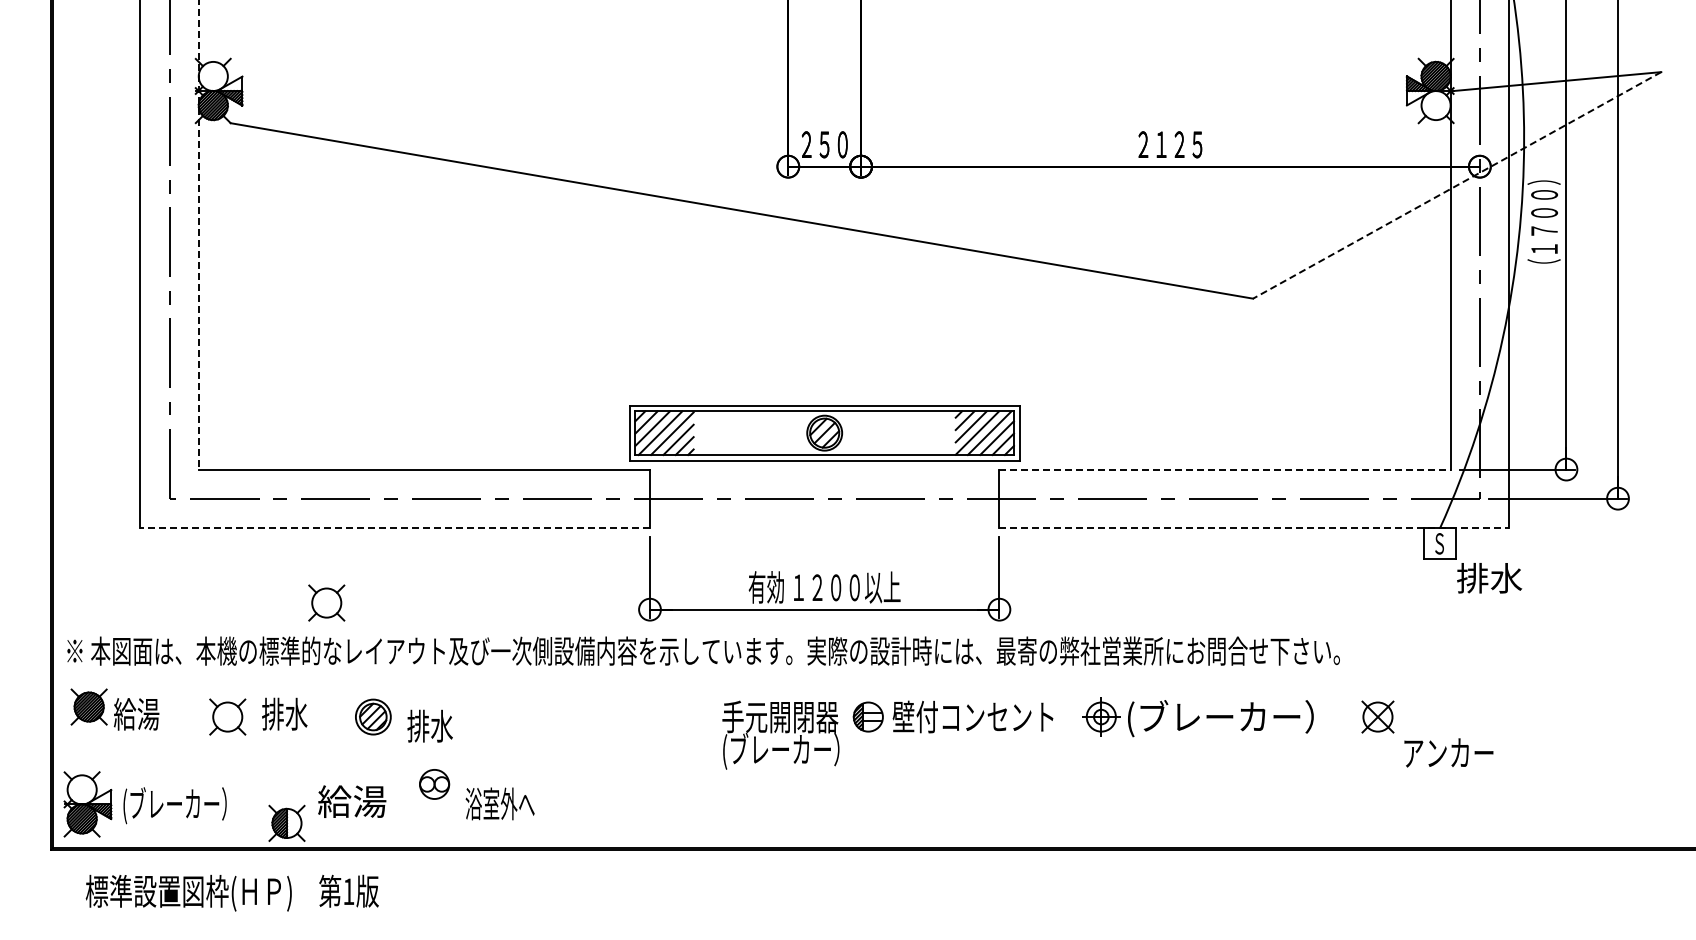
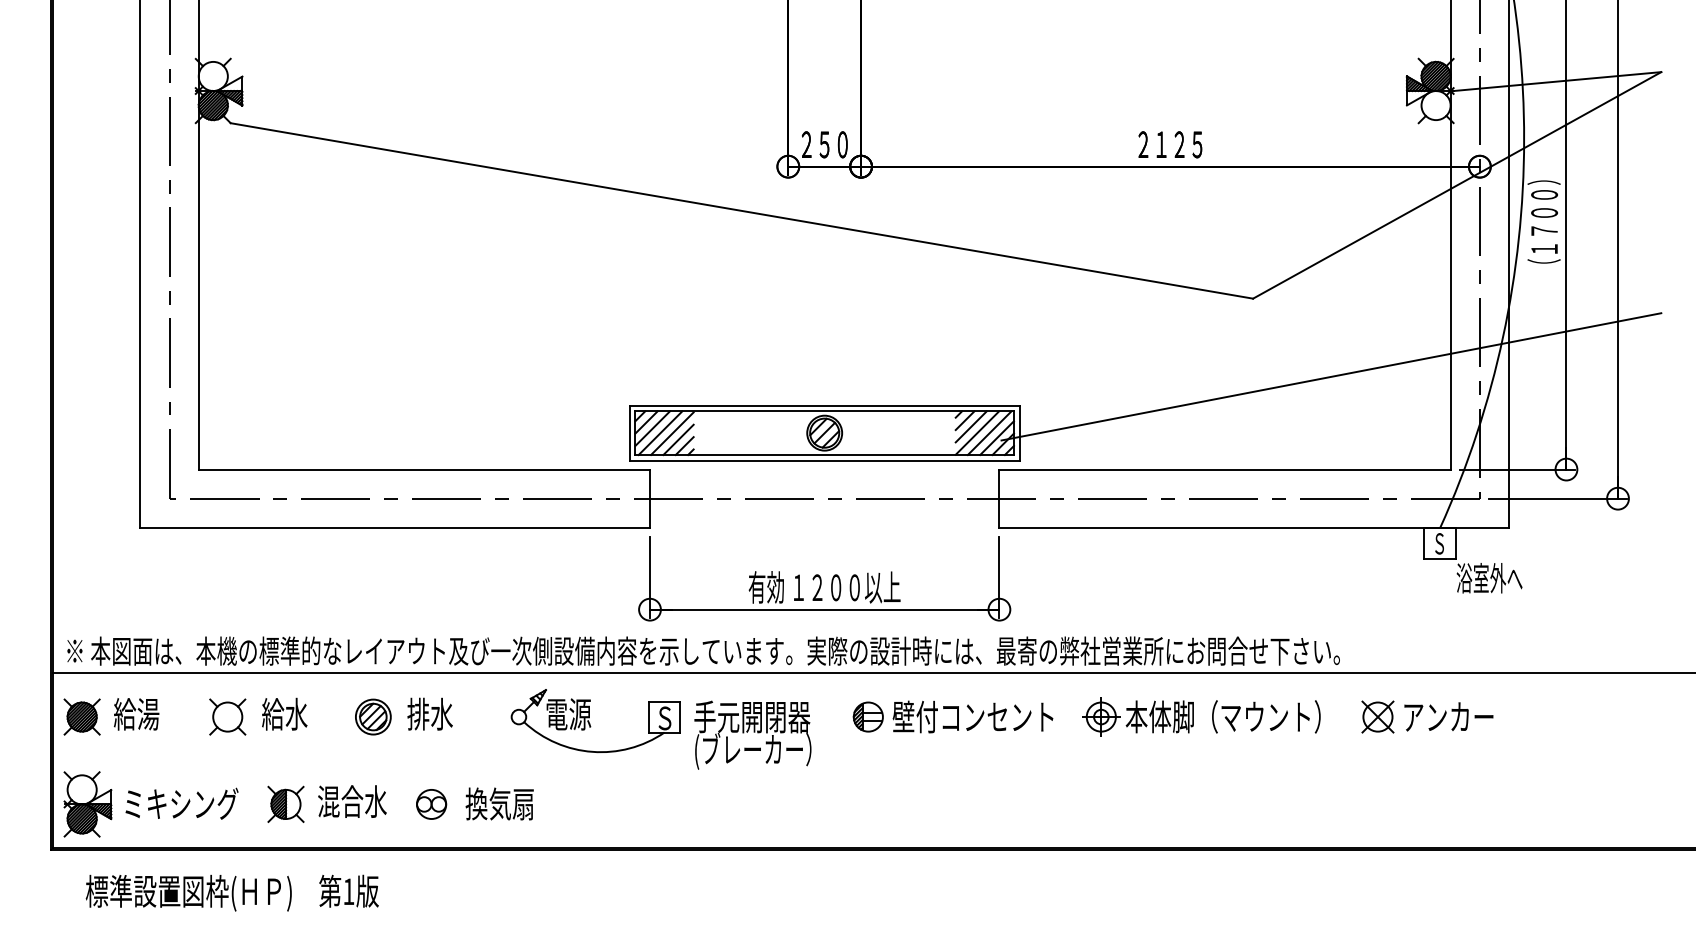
line: dashed -> solid (1456, 185)
line: dashed -> solid (198, 235)
line: none -> present (1331, 376)
line: dashed -> solid (1225, 469)
line: dashed -> solid (395, 527)
line: dashed -> solid (1254, 527)
text: 排水 -> 浴室外へ (1489, 578)
part: present -> none (326, 602)
line: none -> present (872, 673)
part position: (88, 706) -> (81, 716) (81, 716)
text: 排水 -> 給水 (273, 713)
text: (ブレーカー） -> 本体脚（マウント） (1222, 718)
part: none -> present (595, 721)
text position: (429, 725) -> (429, 713) (429, 713)
text position: (780, 734) -> (752, 734) (752, 734)
text position: (1448, 752) -> (1448, 716) (1448, 716)
part position: (434, 784) -> (431, 804) (431, 804)
text: 給湯 -> 混合水 (352, 801)
text: 浴室外へ -> 換気扇 (499, 803)
text: (ブレーカー） -> ミキシング (180, 805)
part position: (286, 822) -> (285, 803) (285, 803)
